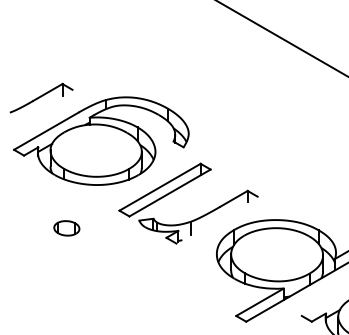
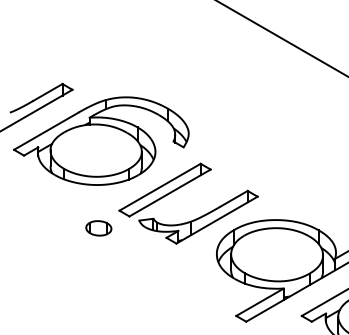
line: none -> present (37, 109)
line: none -> present (216, 219)
part position: (66, 228) -> (98, 228) (98, 228)
line: none -> present (323, 302)
